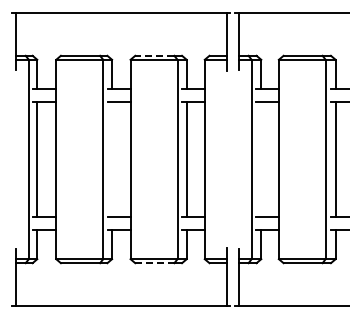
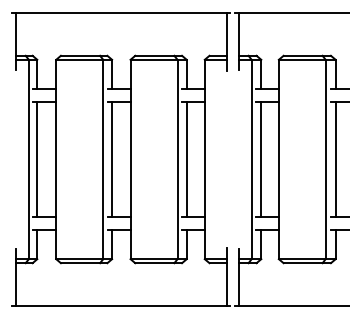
line: dashed -> solid (154, 55)
line: none -> present (112, 159)
line: none -> present (261, 159)
line: dashed -> solid (154, 263)
